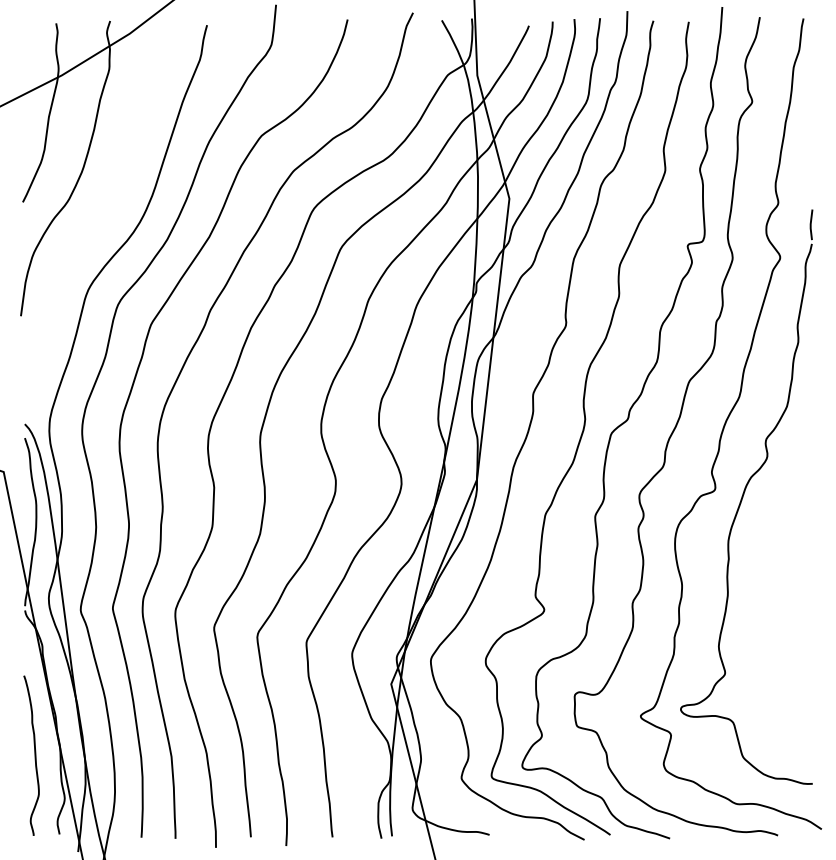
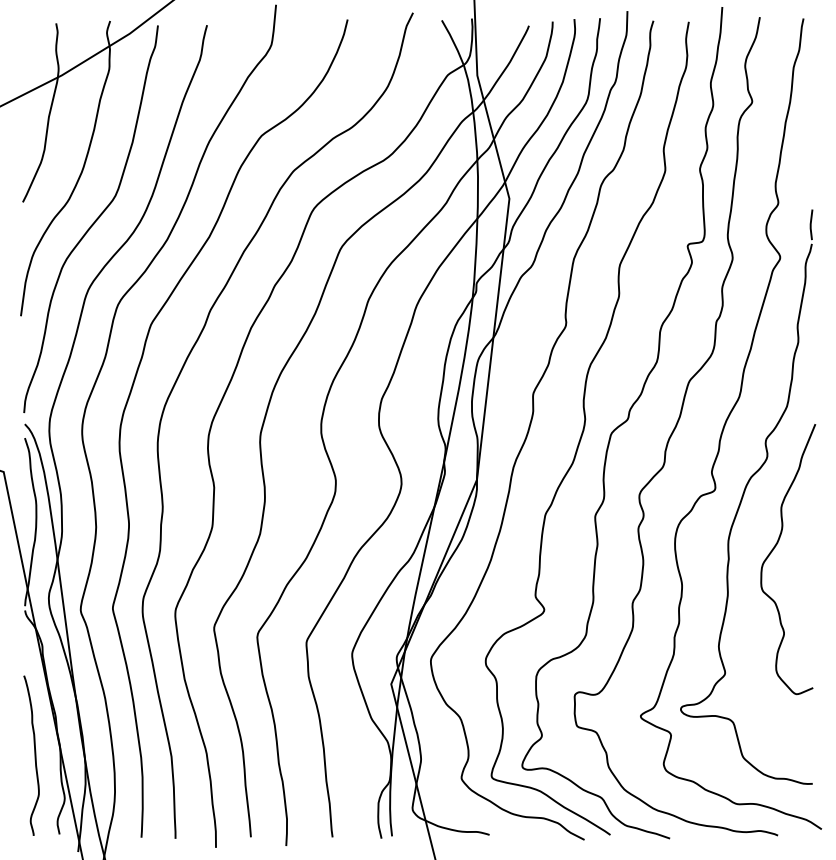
curve: none -> present (93, 222)
curve: none -> present (774, 549)
